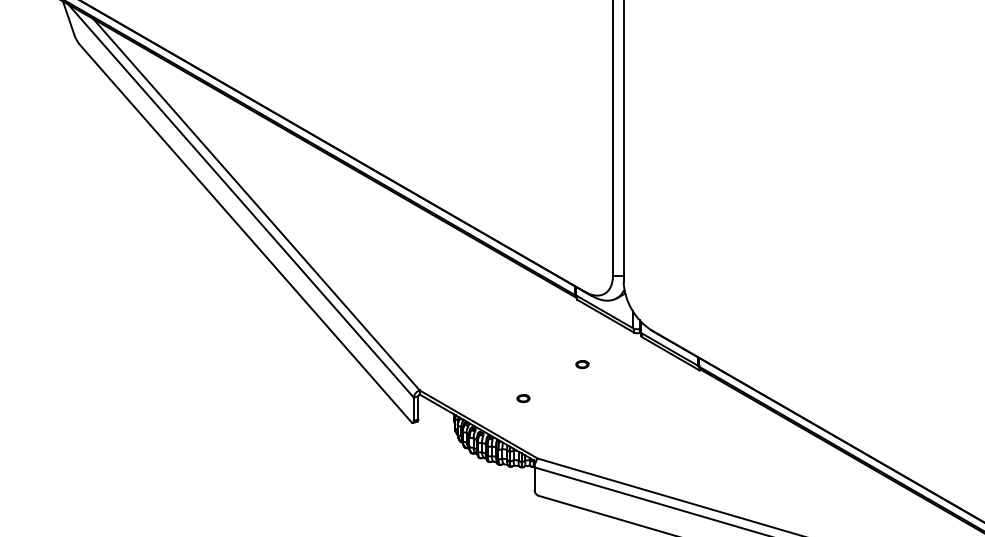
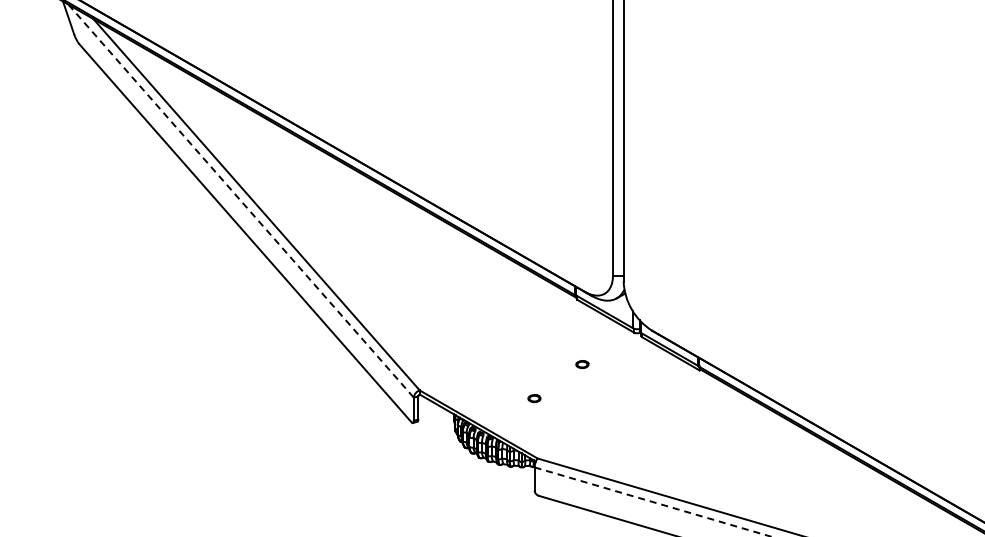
line: solid -> dashed (241, 201)
part position: (523, 398) -> (534, 398) (534, 398)
line: solid -> dashed (653, 502)
